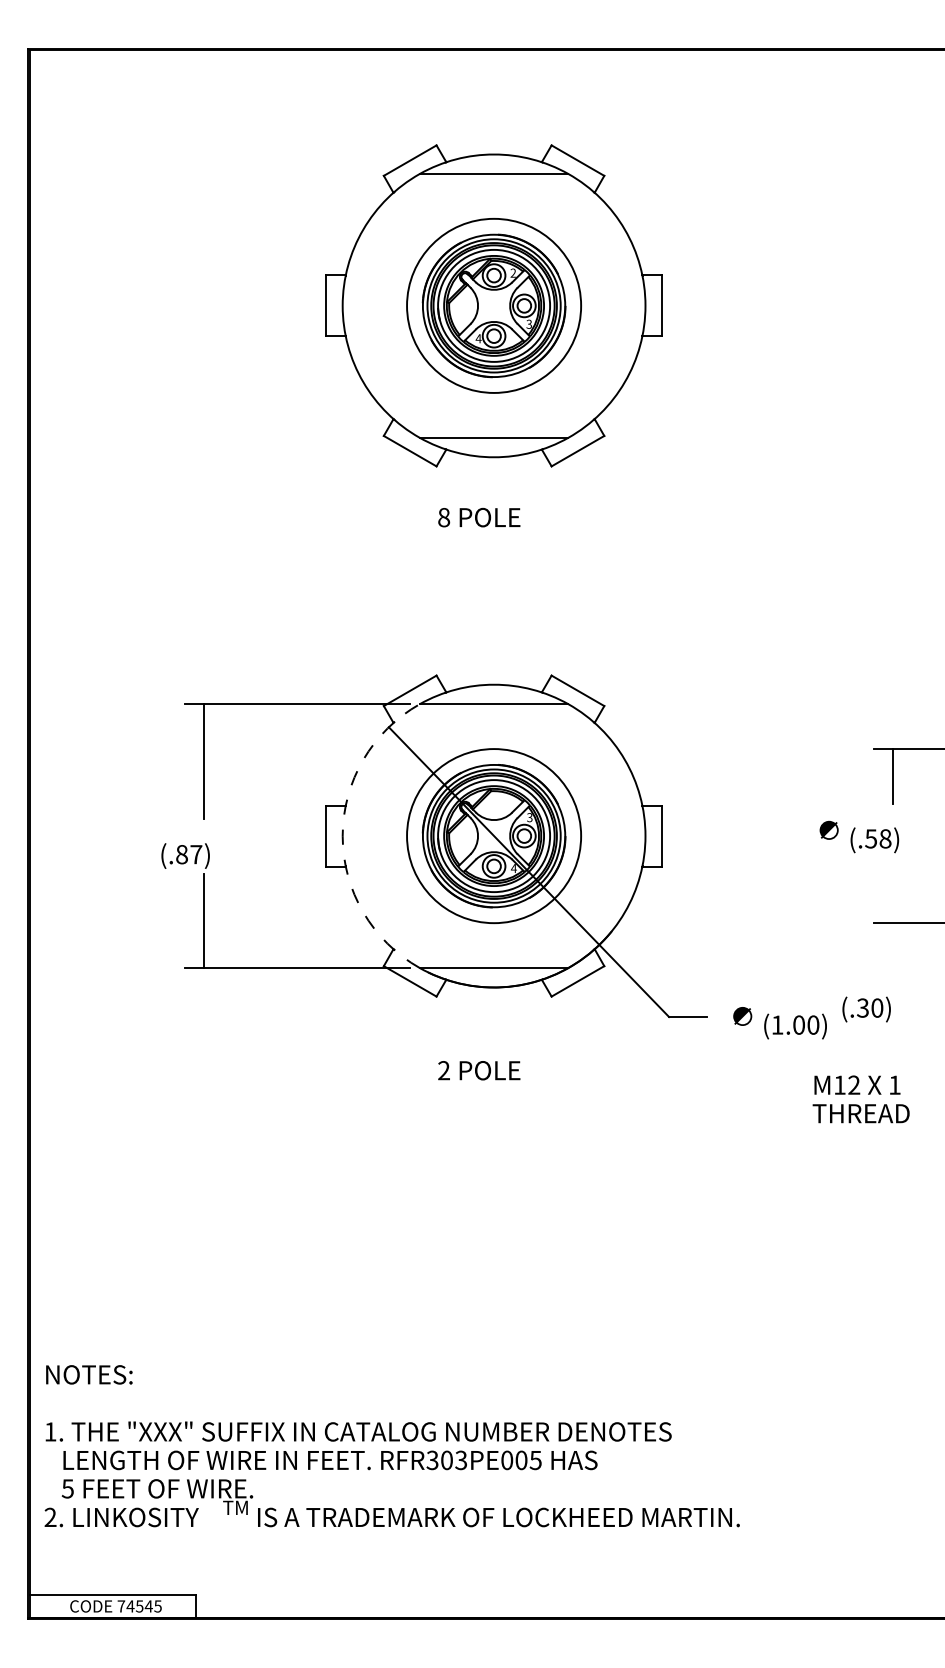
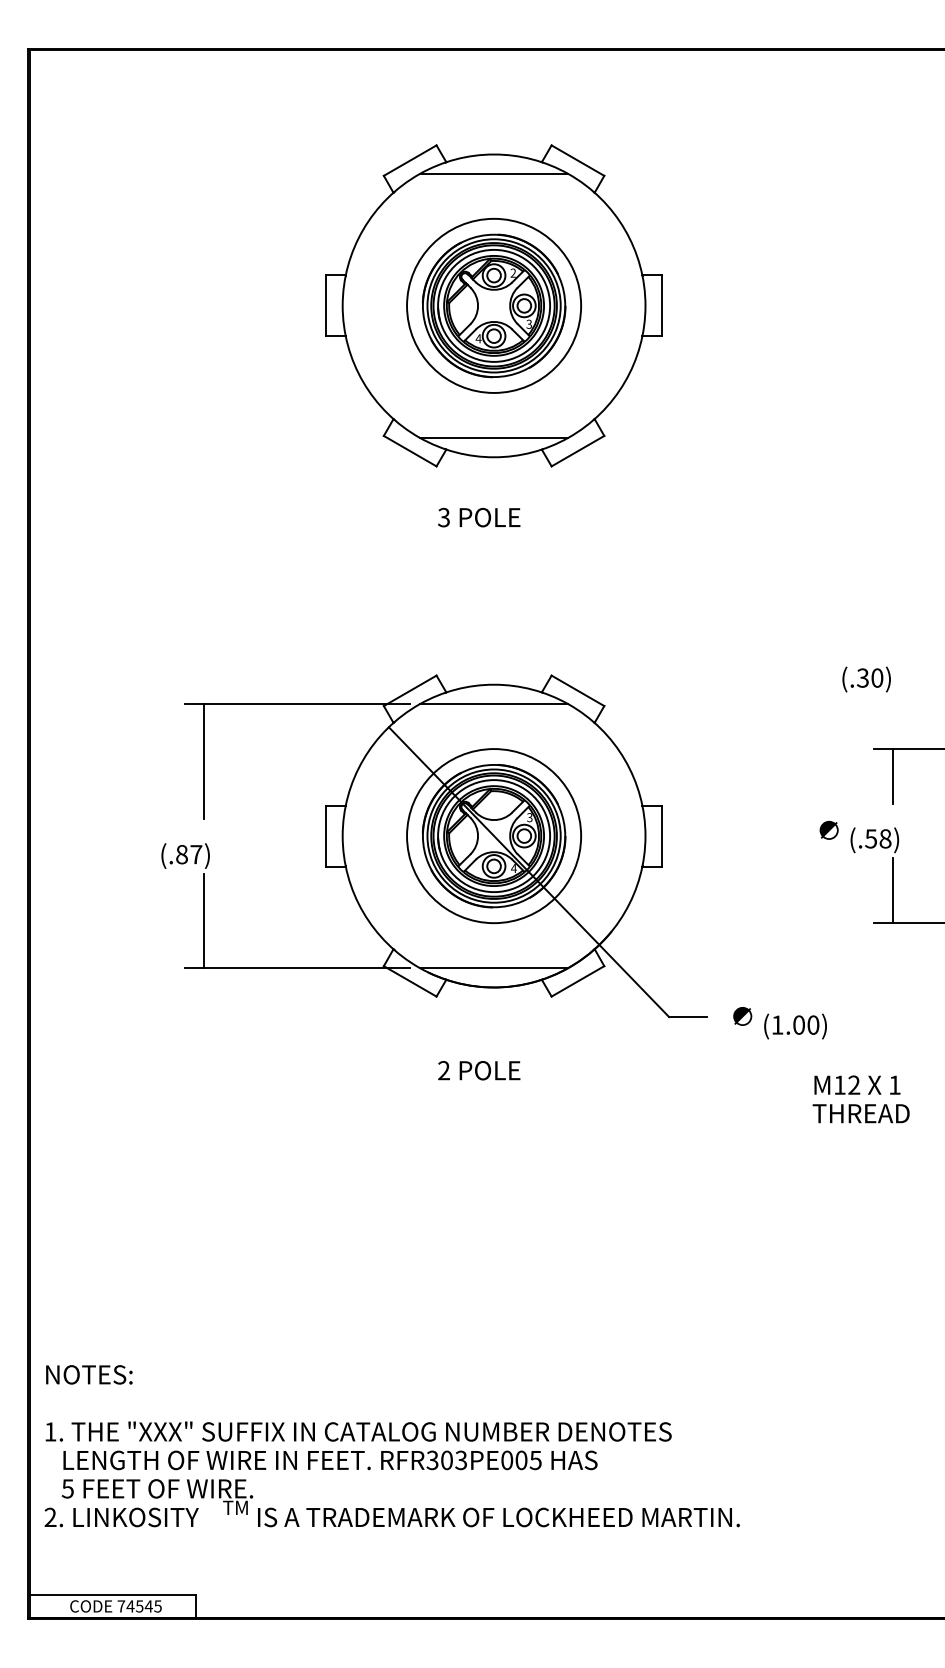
text: 8 -> 3 (444, 517)
arc: dashed -> solid (342, 836)
line: none -> present (893, 890)
text position: (866, 1009) -> (866, 679) (866, 679)
